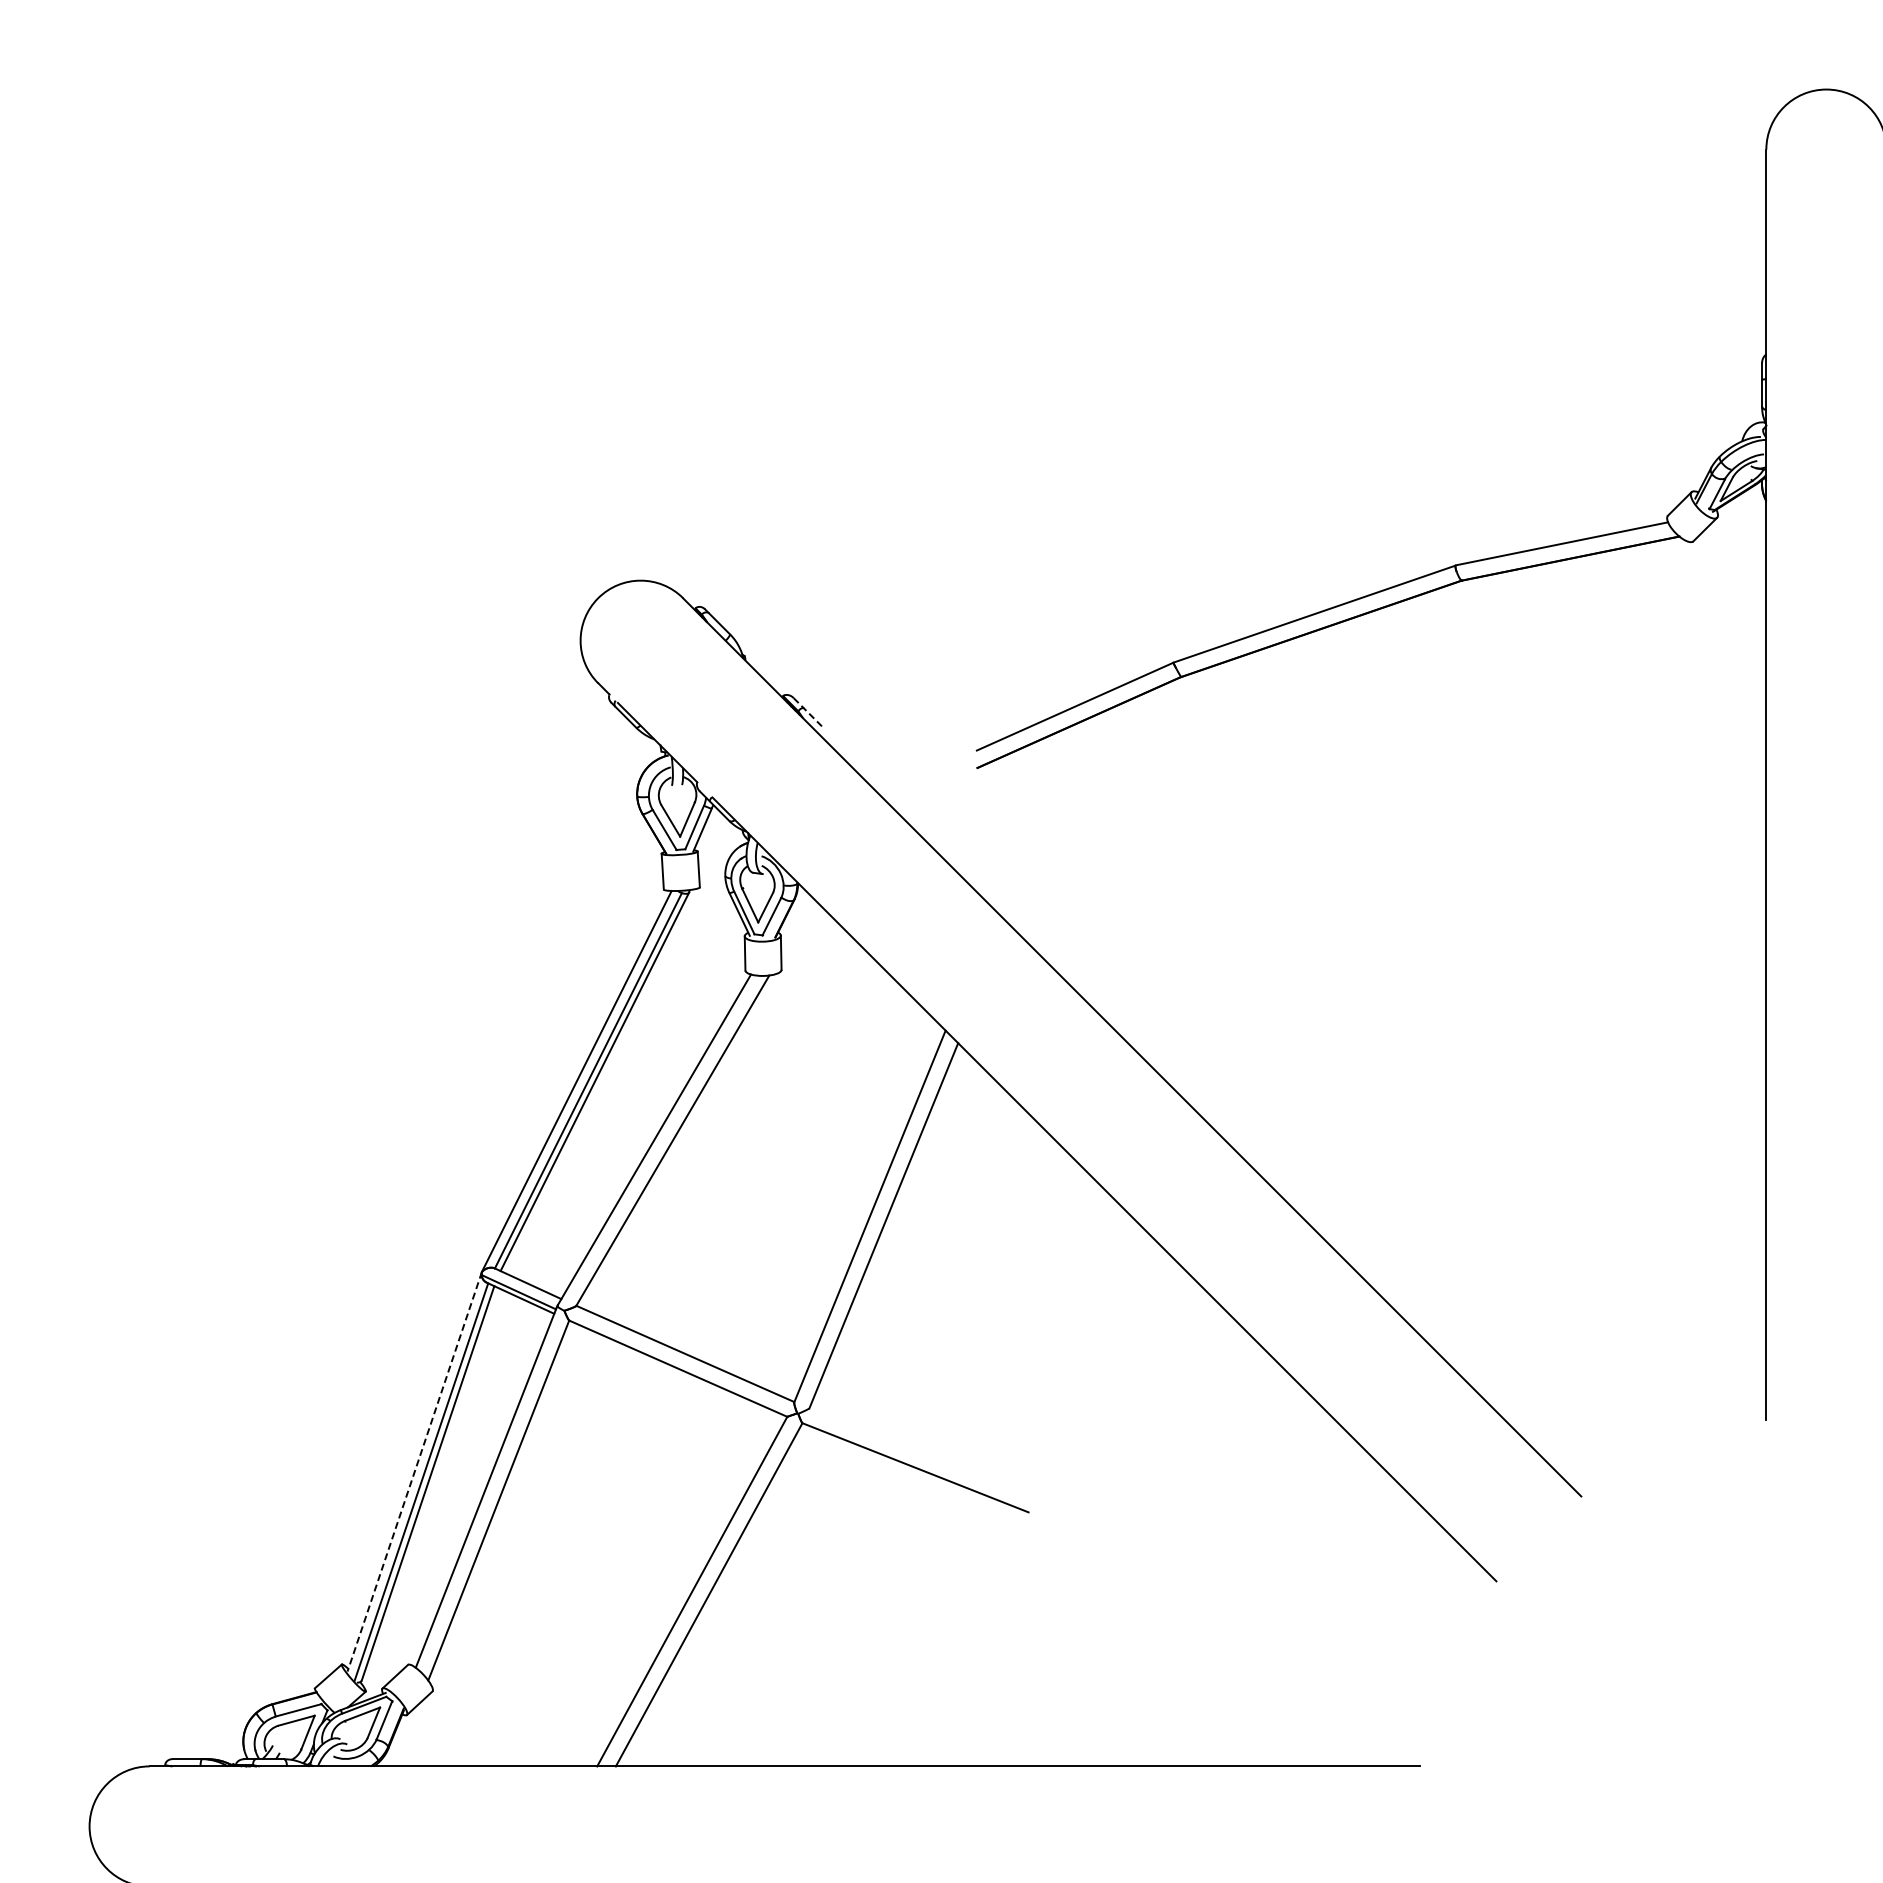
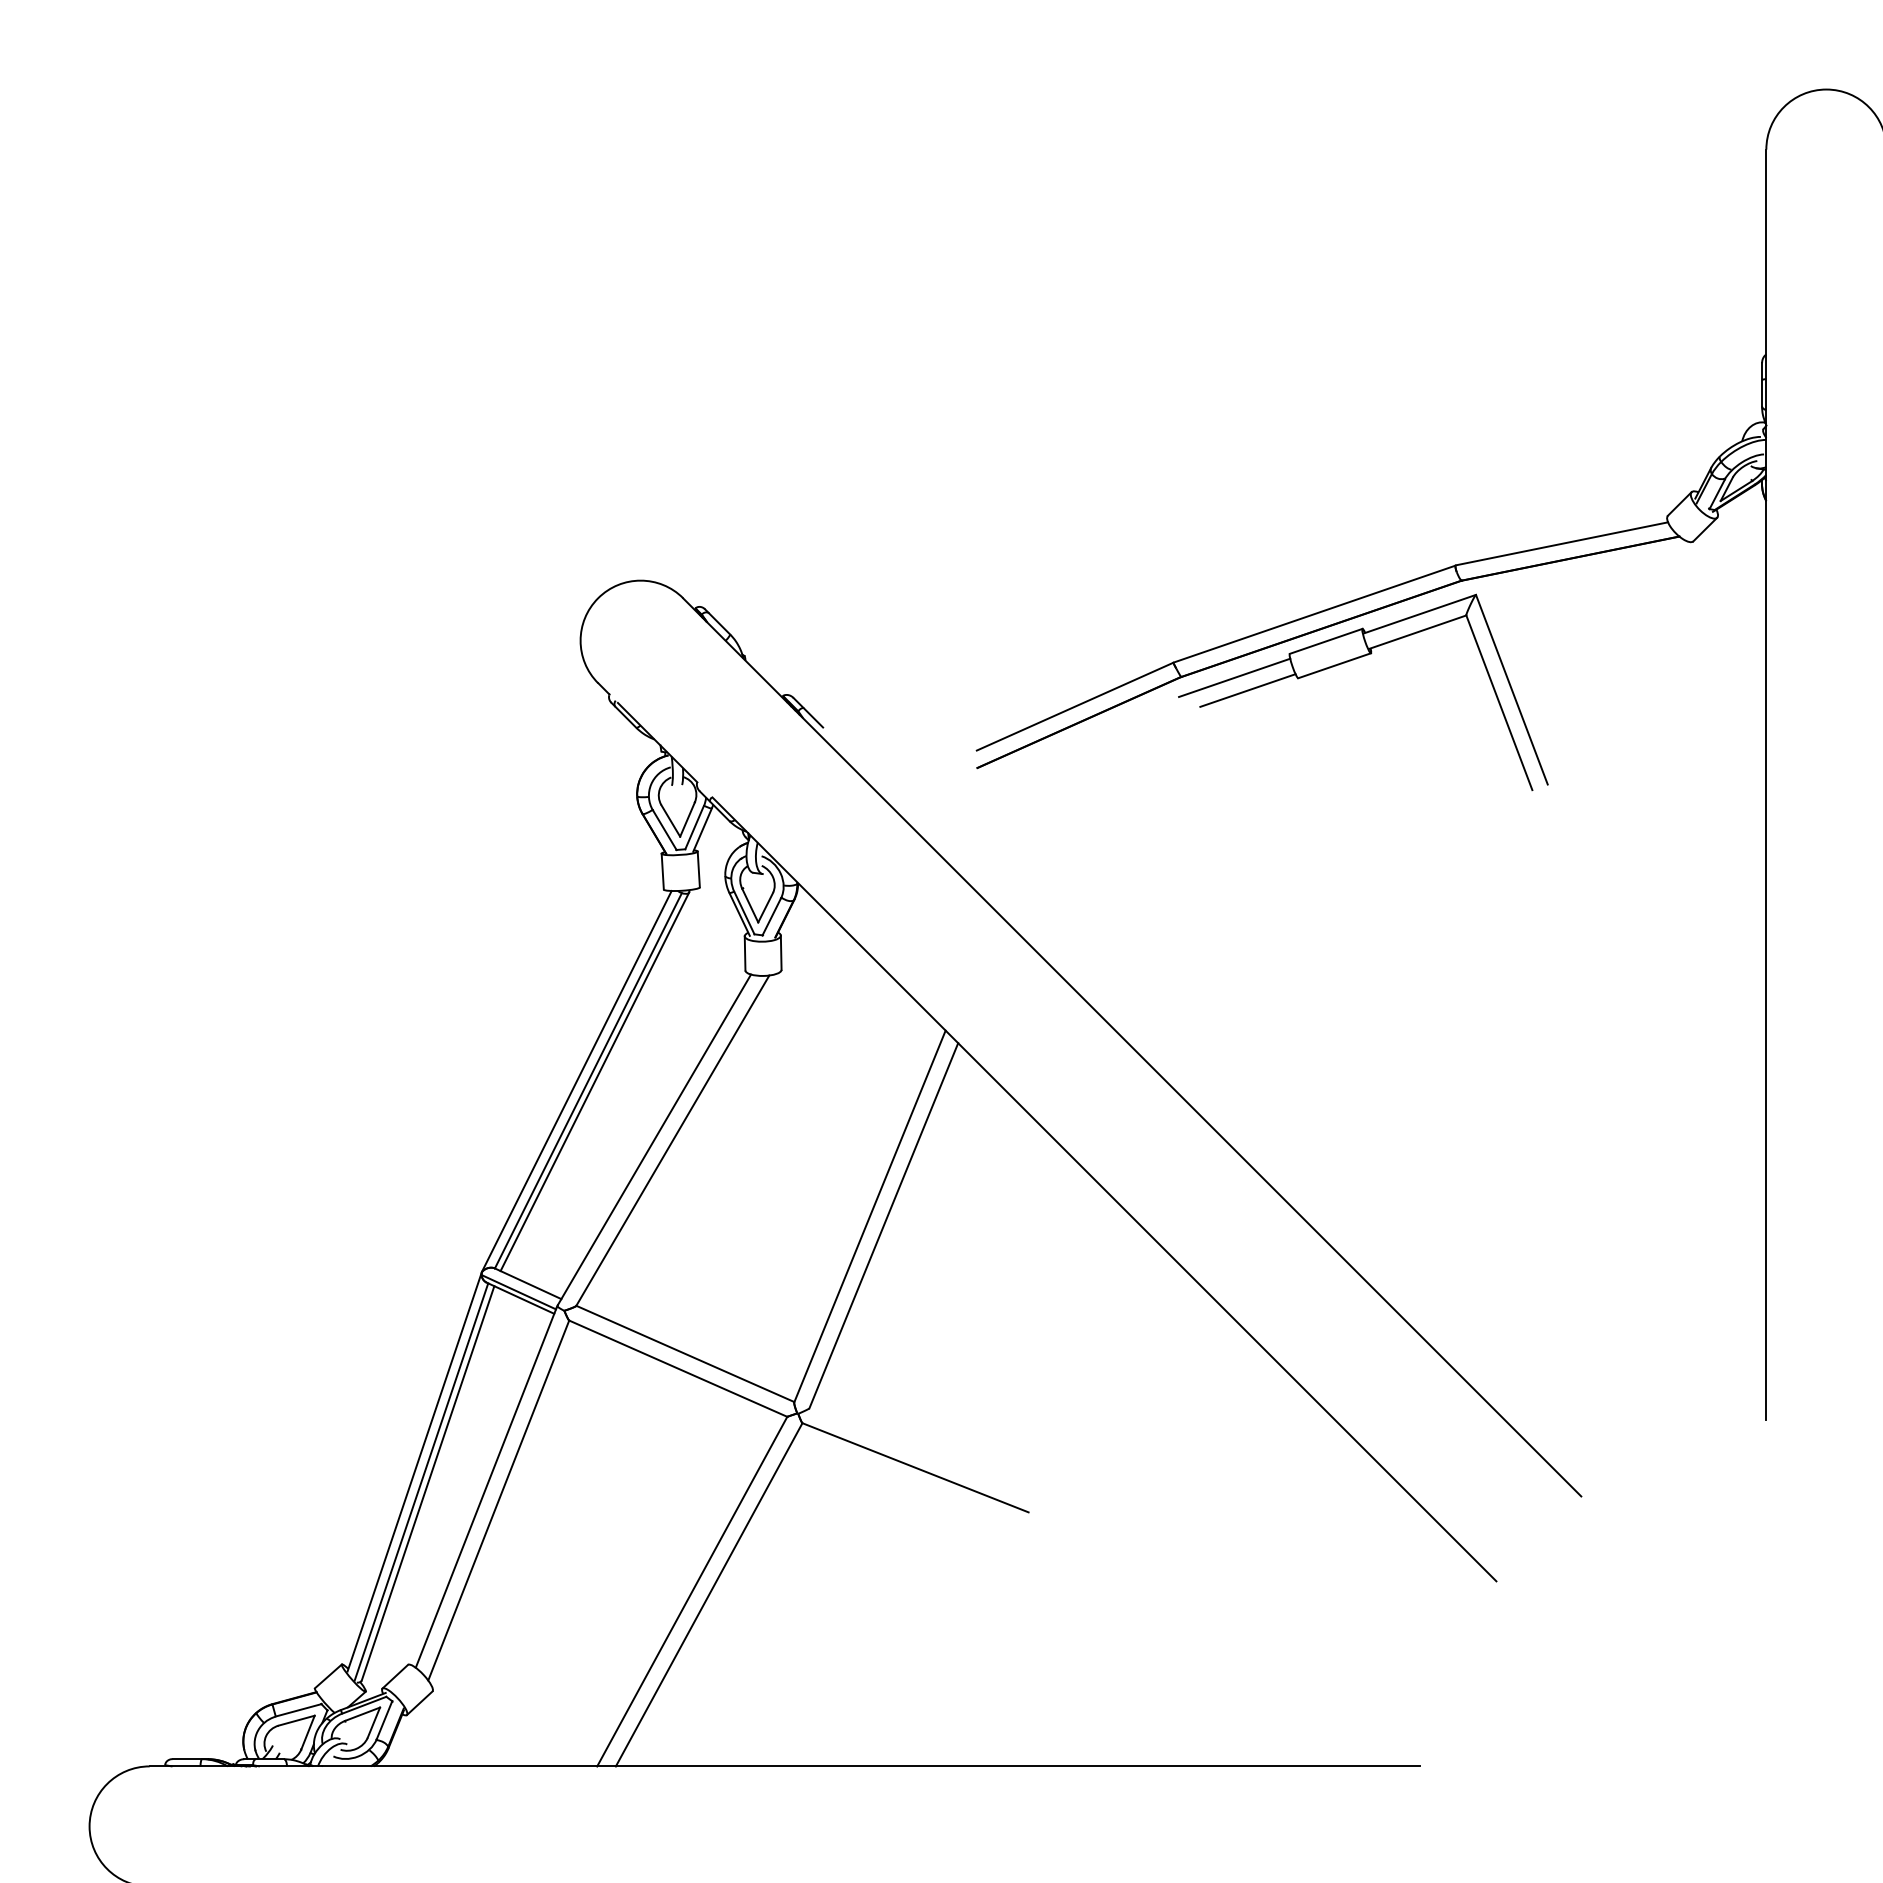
part: none -> present (1353, 660)
line: dashed -> solid (808, 712)
line: dashed -> solid (414, 1471)
